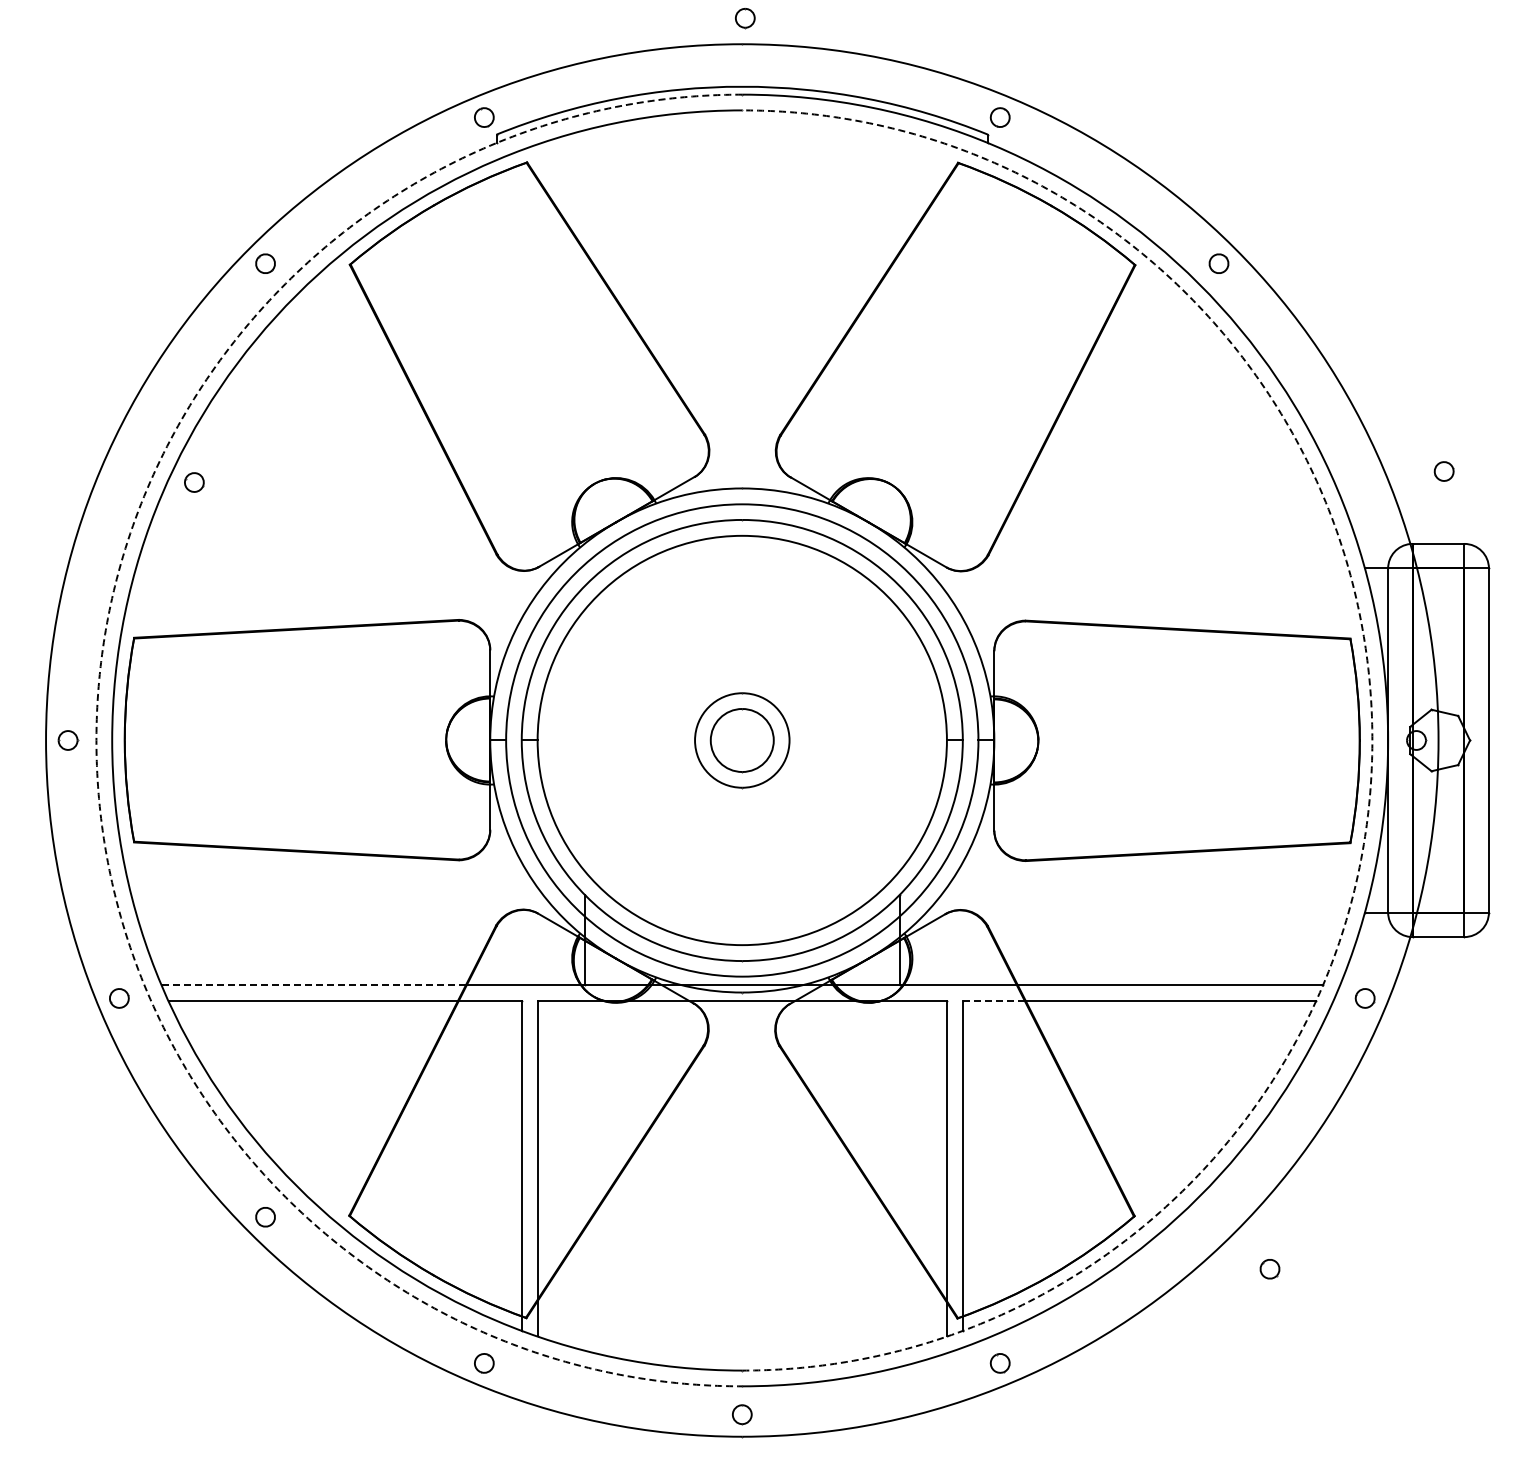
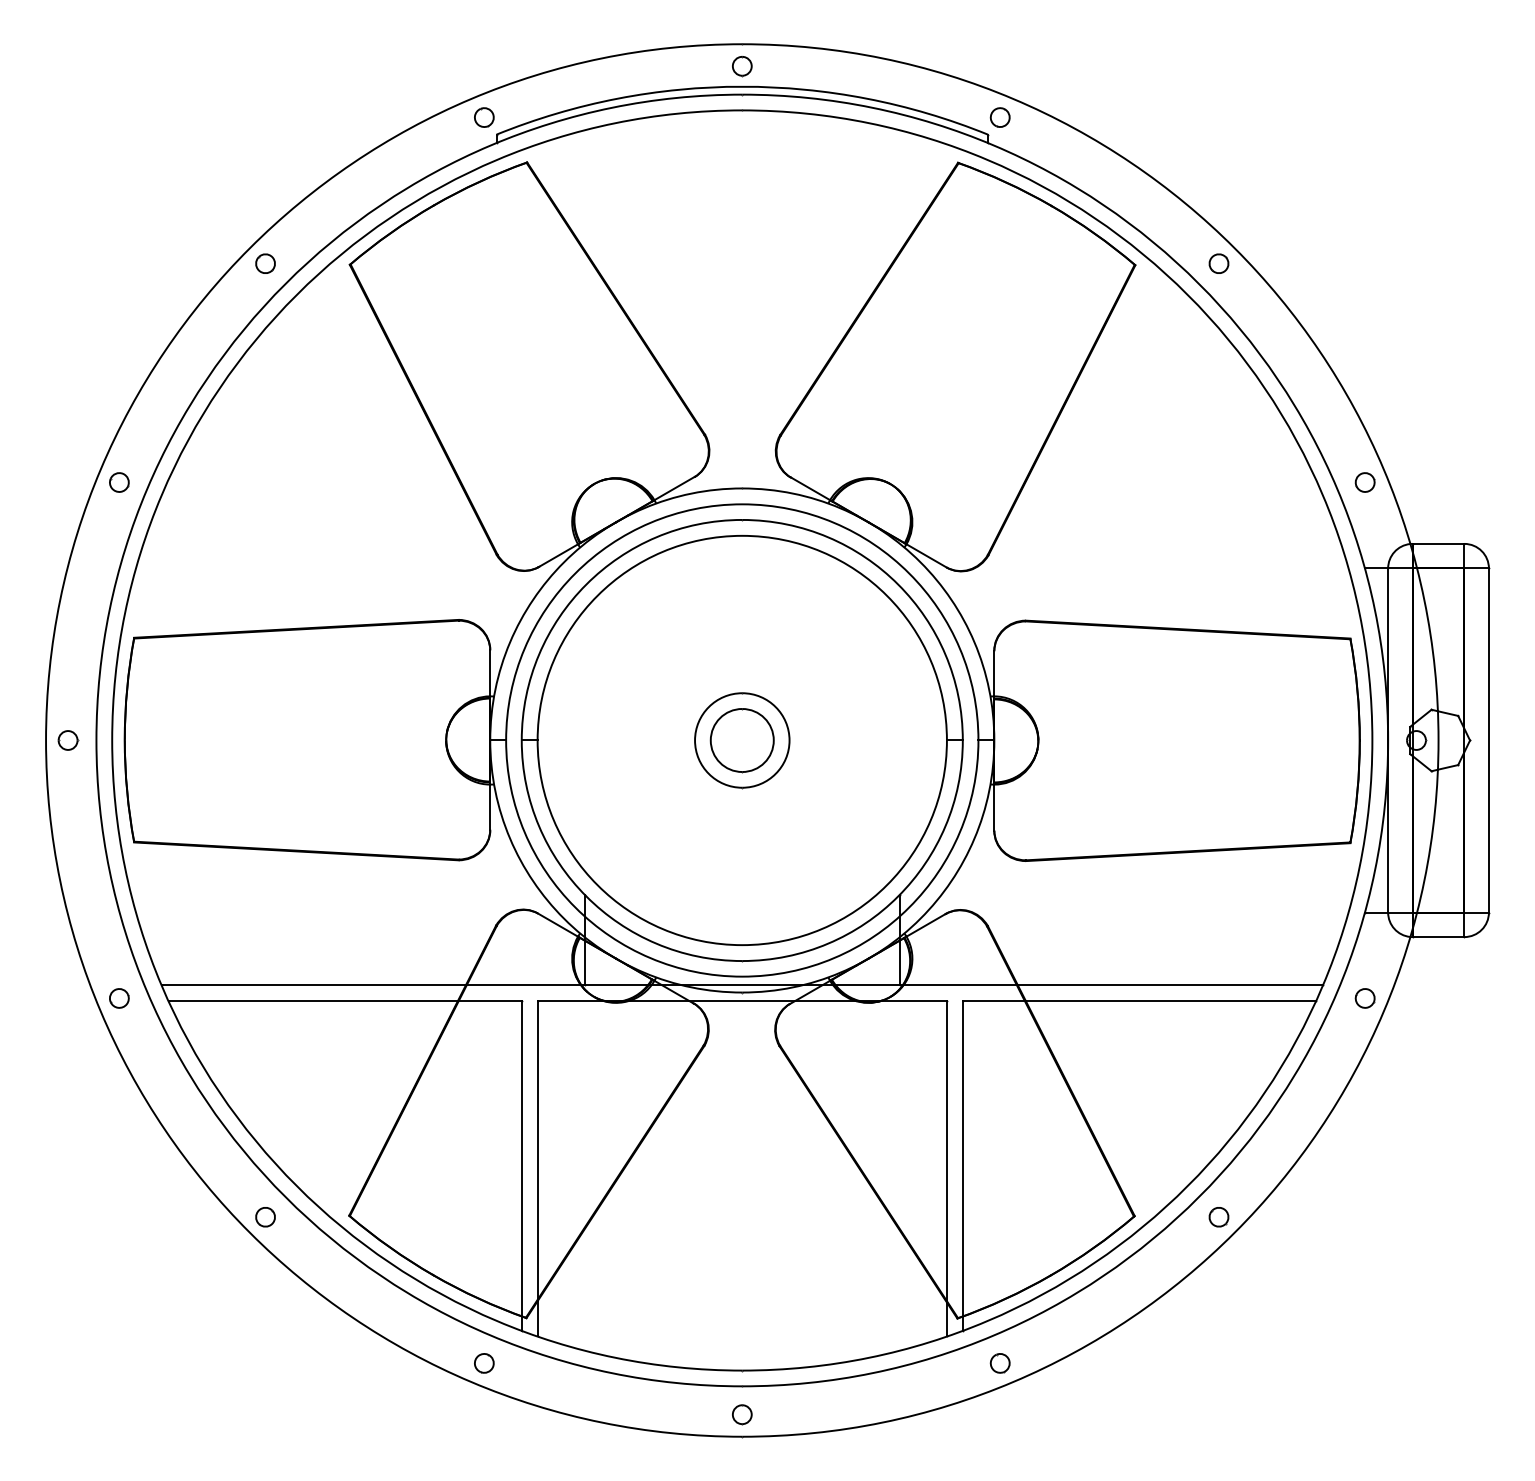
part position: (745, 18) -> (742, 66) (742, 66)
part position: (1443, 471) -> (1364, 482) (1364, 482)
part position: (194, 482) -> (119, 482) (119, 482)
arc: dashed -> solid (96, 740)
arc: dashed -> solid (1372, 740)
line: dashed -> solid (313, 984)
line: dashed -> solid (994, 1000)
part position: (1269, 1269) -> (1218, 1217) (1218, 1217)
